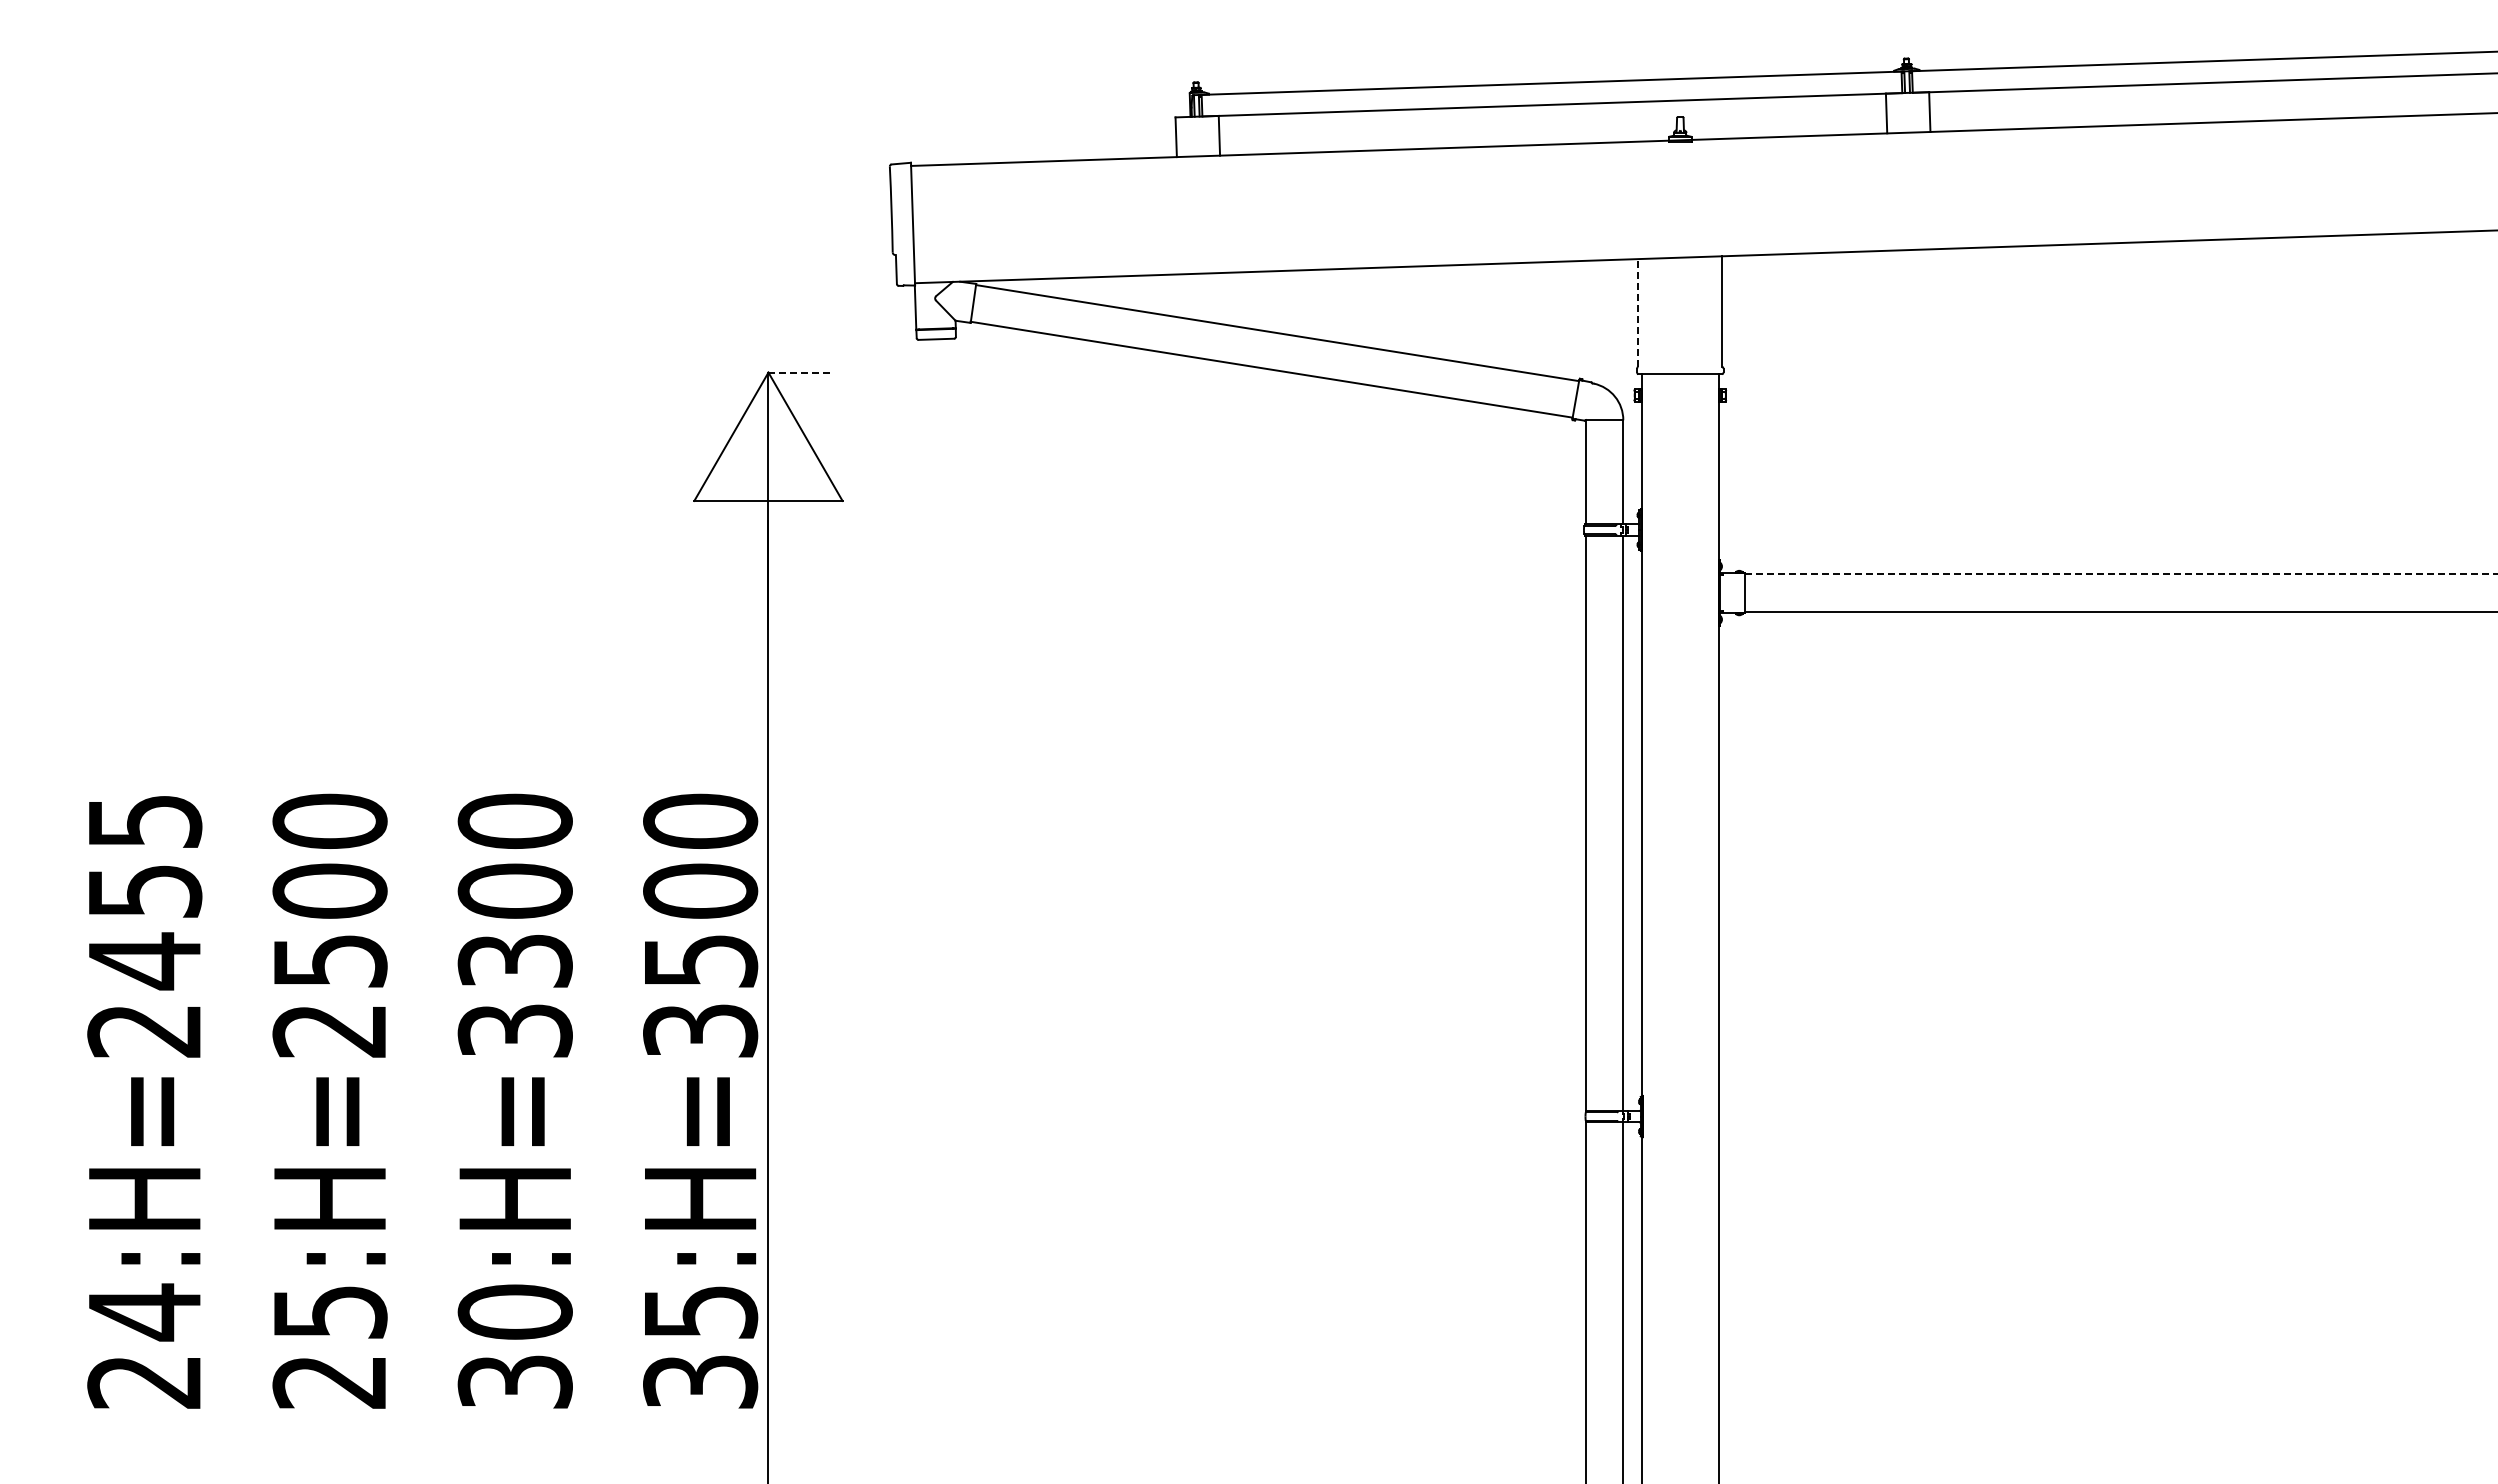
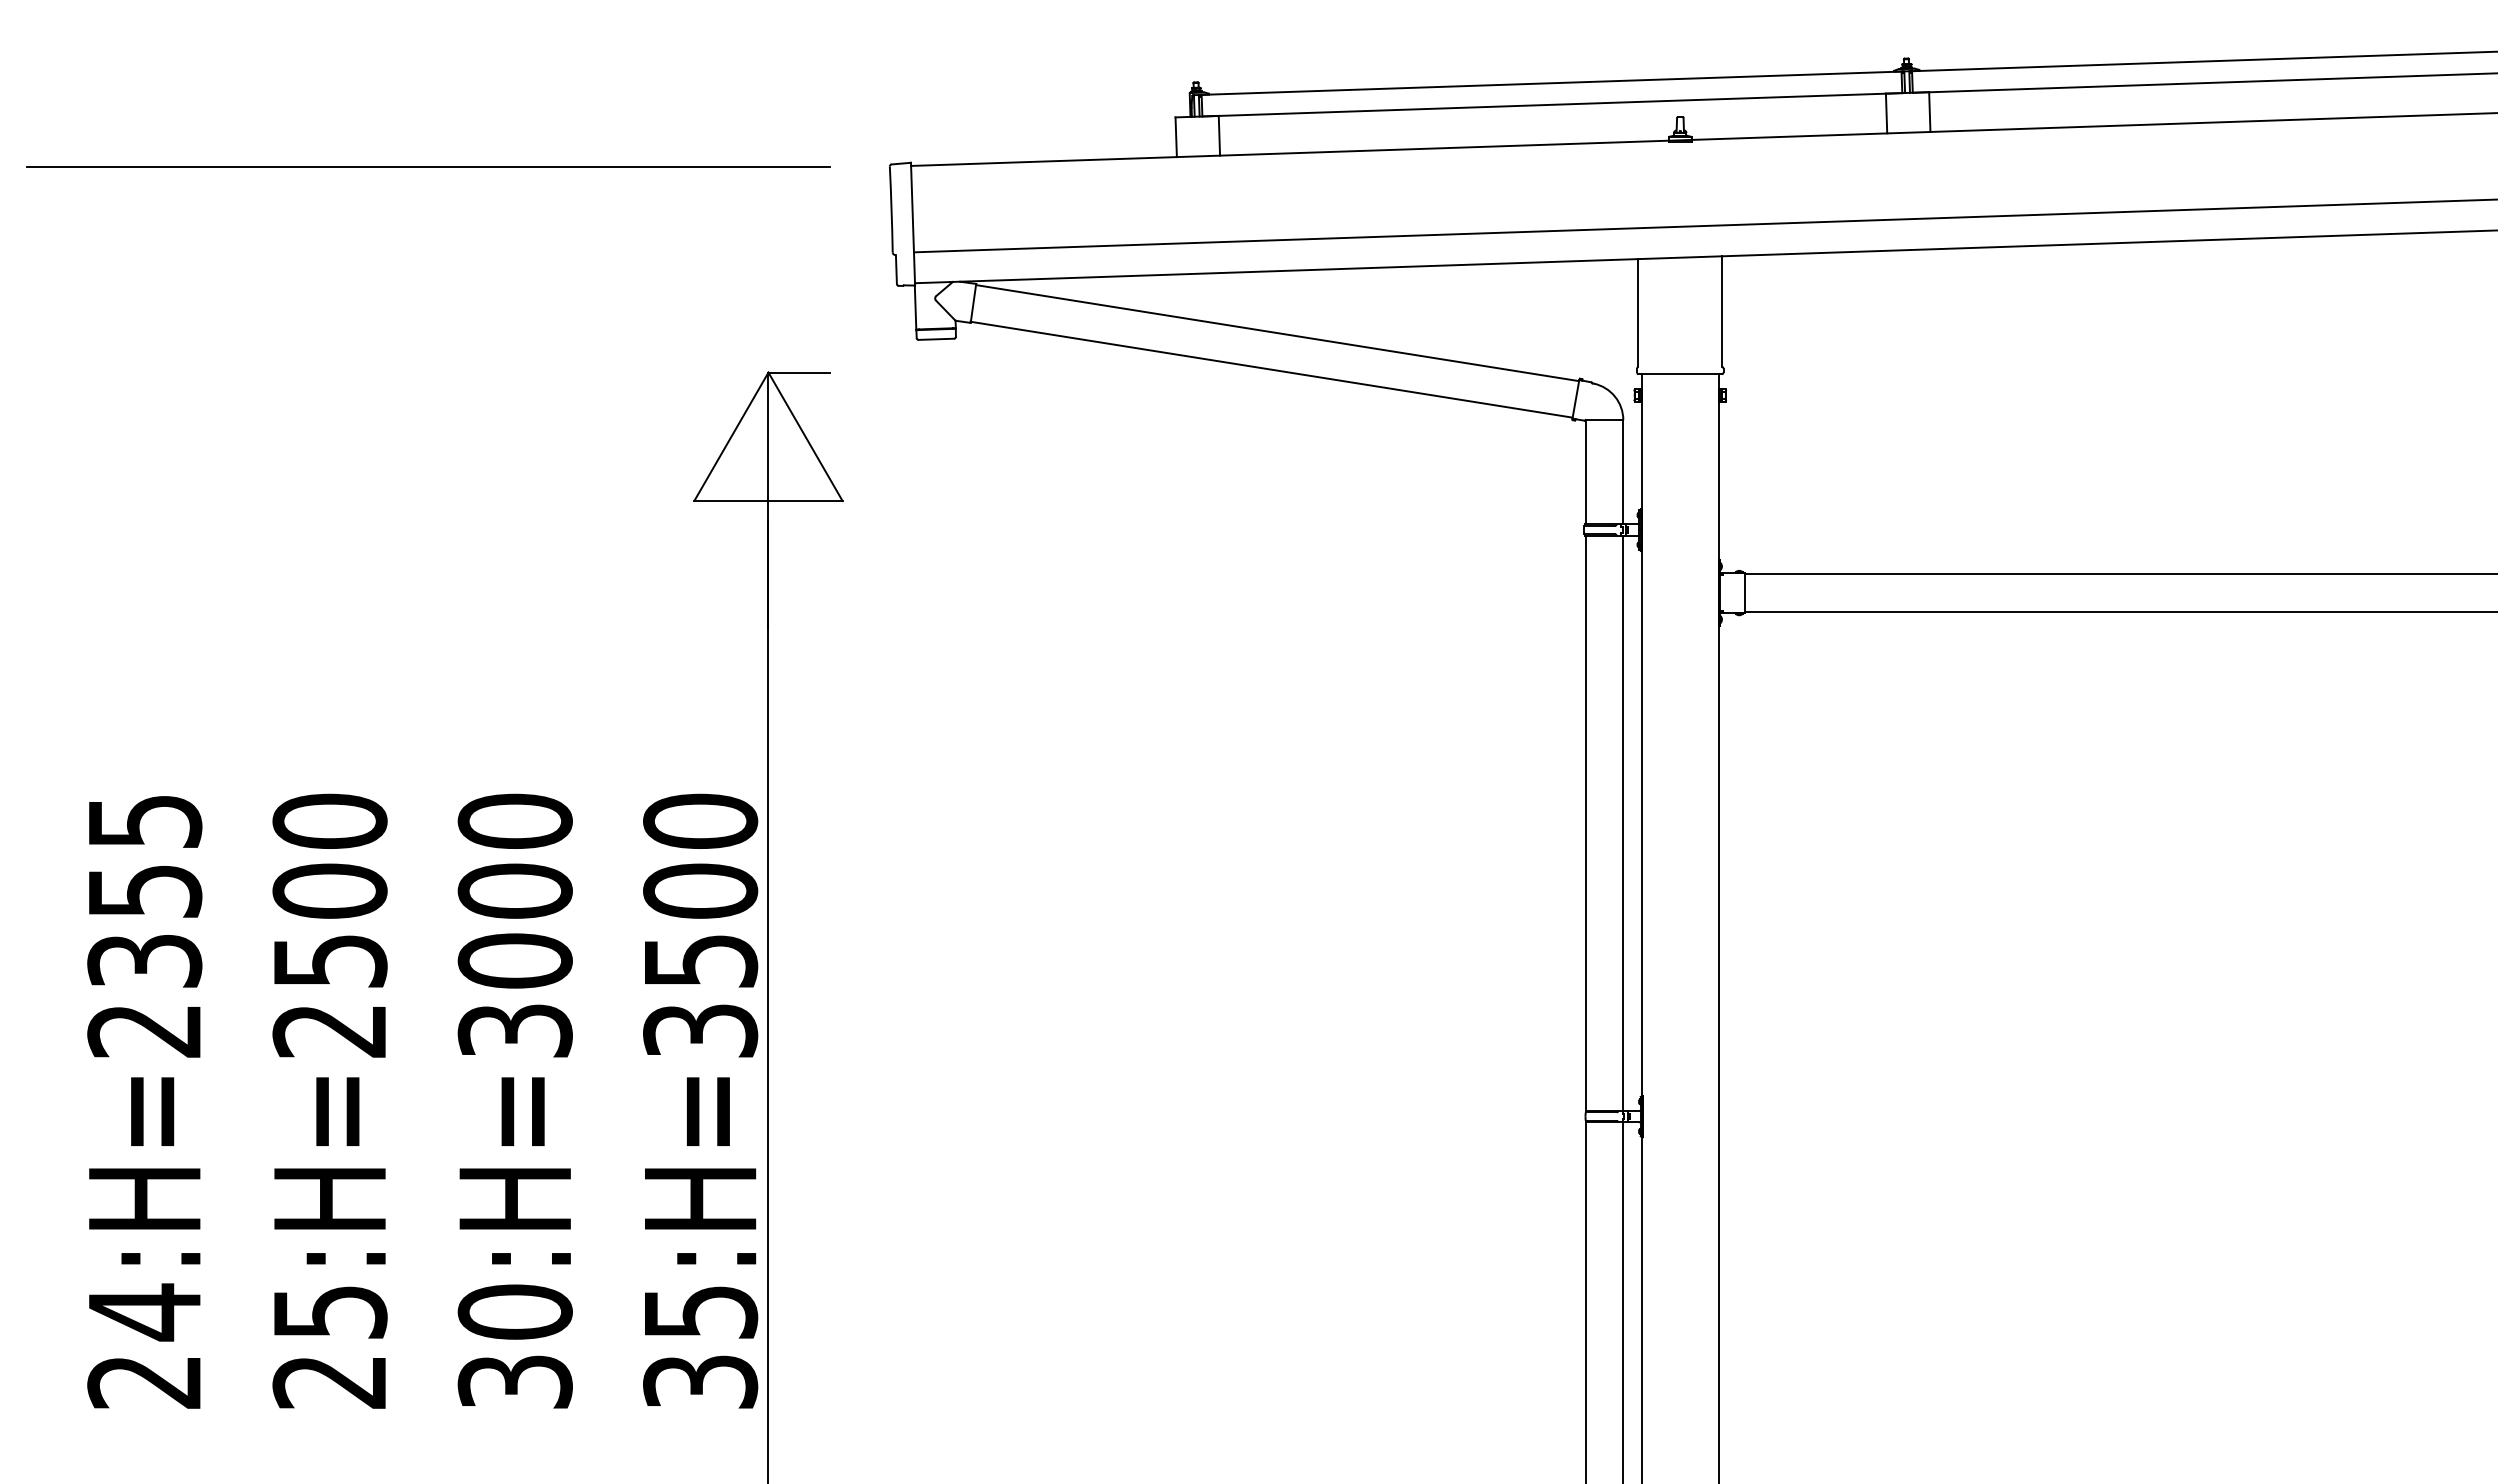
line: none -> present (428, 166)
line: none -> present (1704, 225)
line: dashed -> solid (1638, 313)
line: dashed -> solid (798, 372)
line: dashed -> solid (2121, 574)
text: 30:H=3300 -> 30:H=3000 (514, 960)
text: 24:H=2455 -> 24:H=2355 (144, 961)
